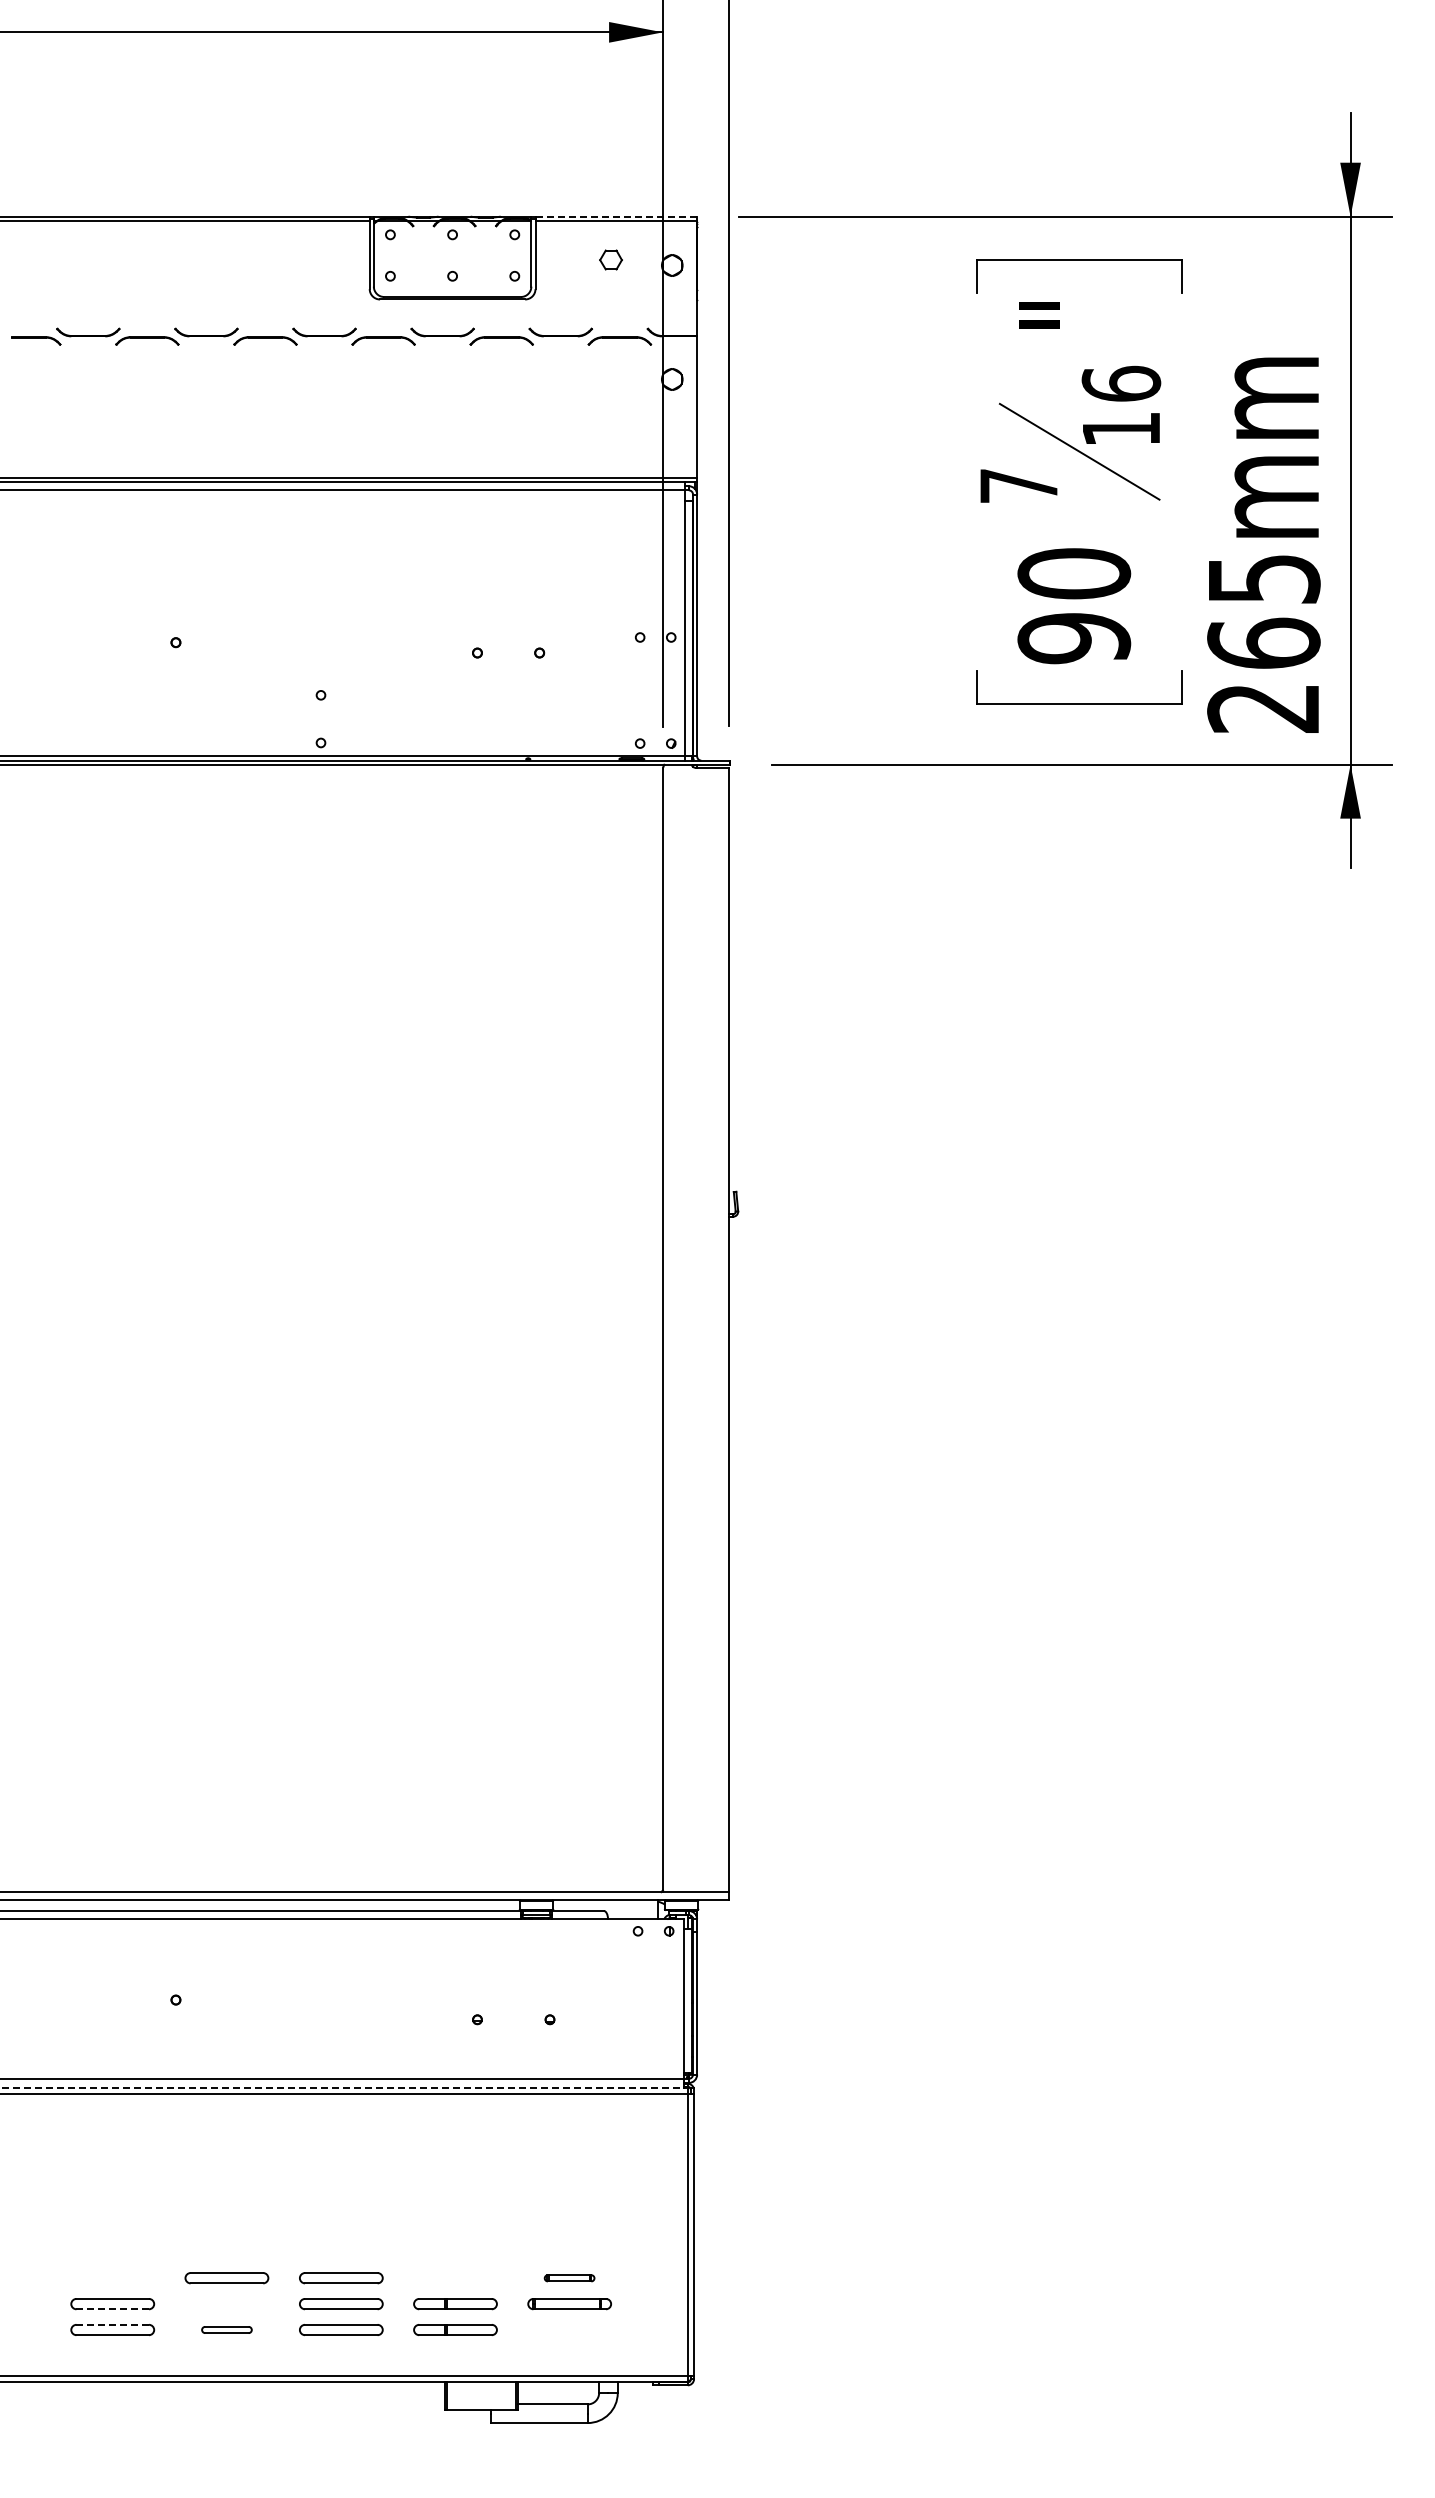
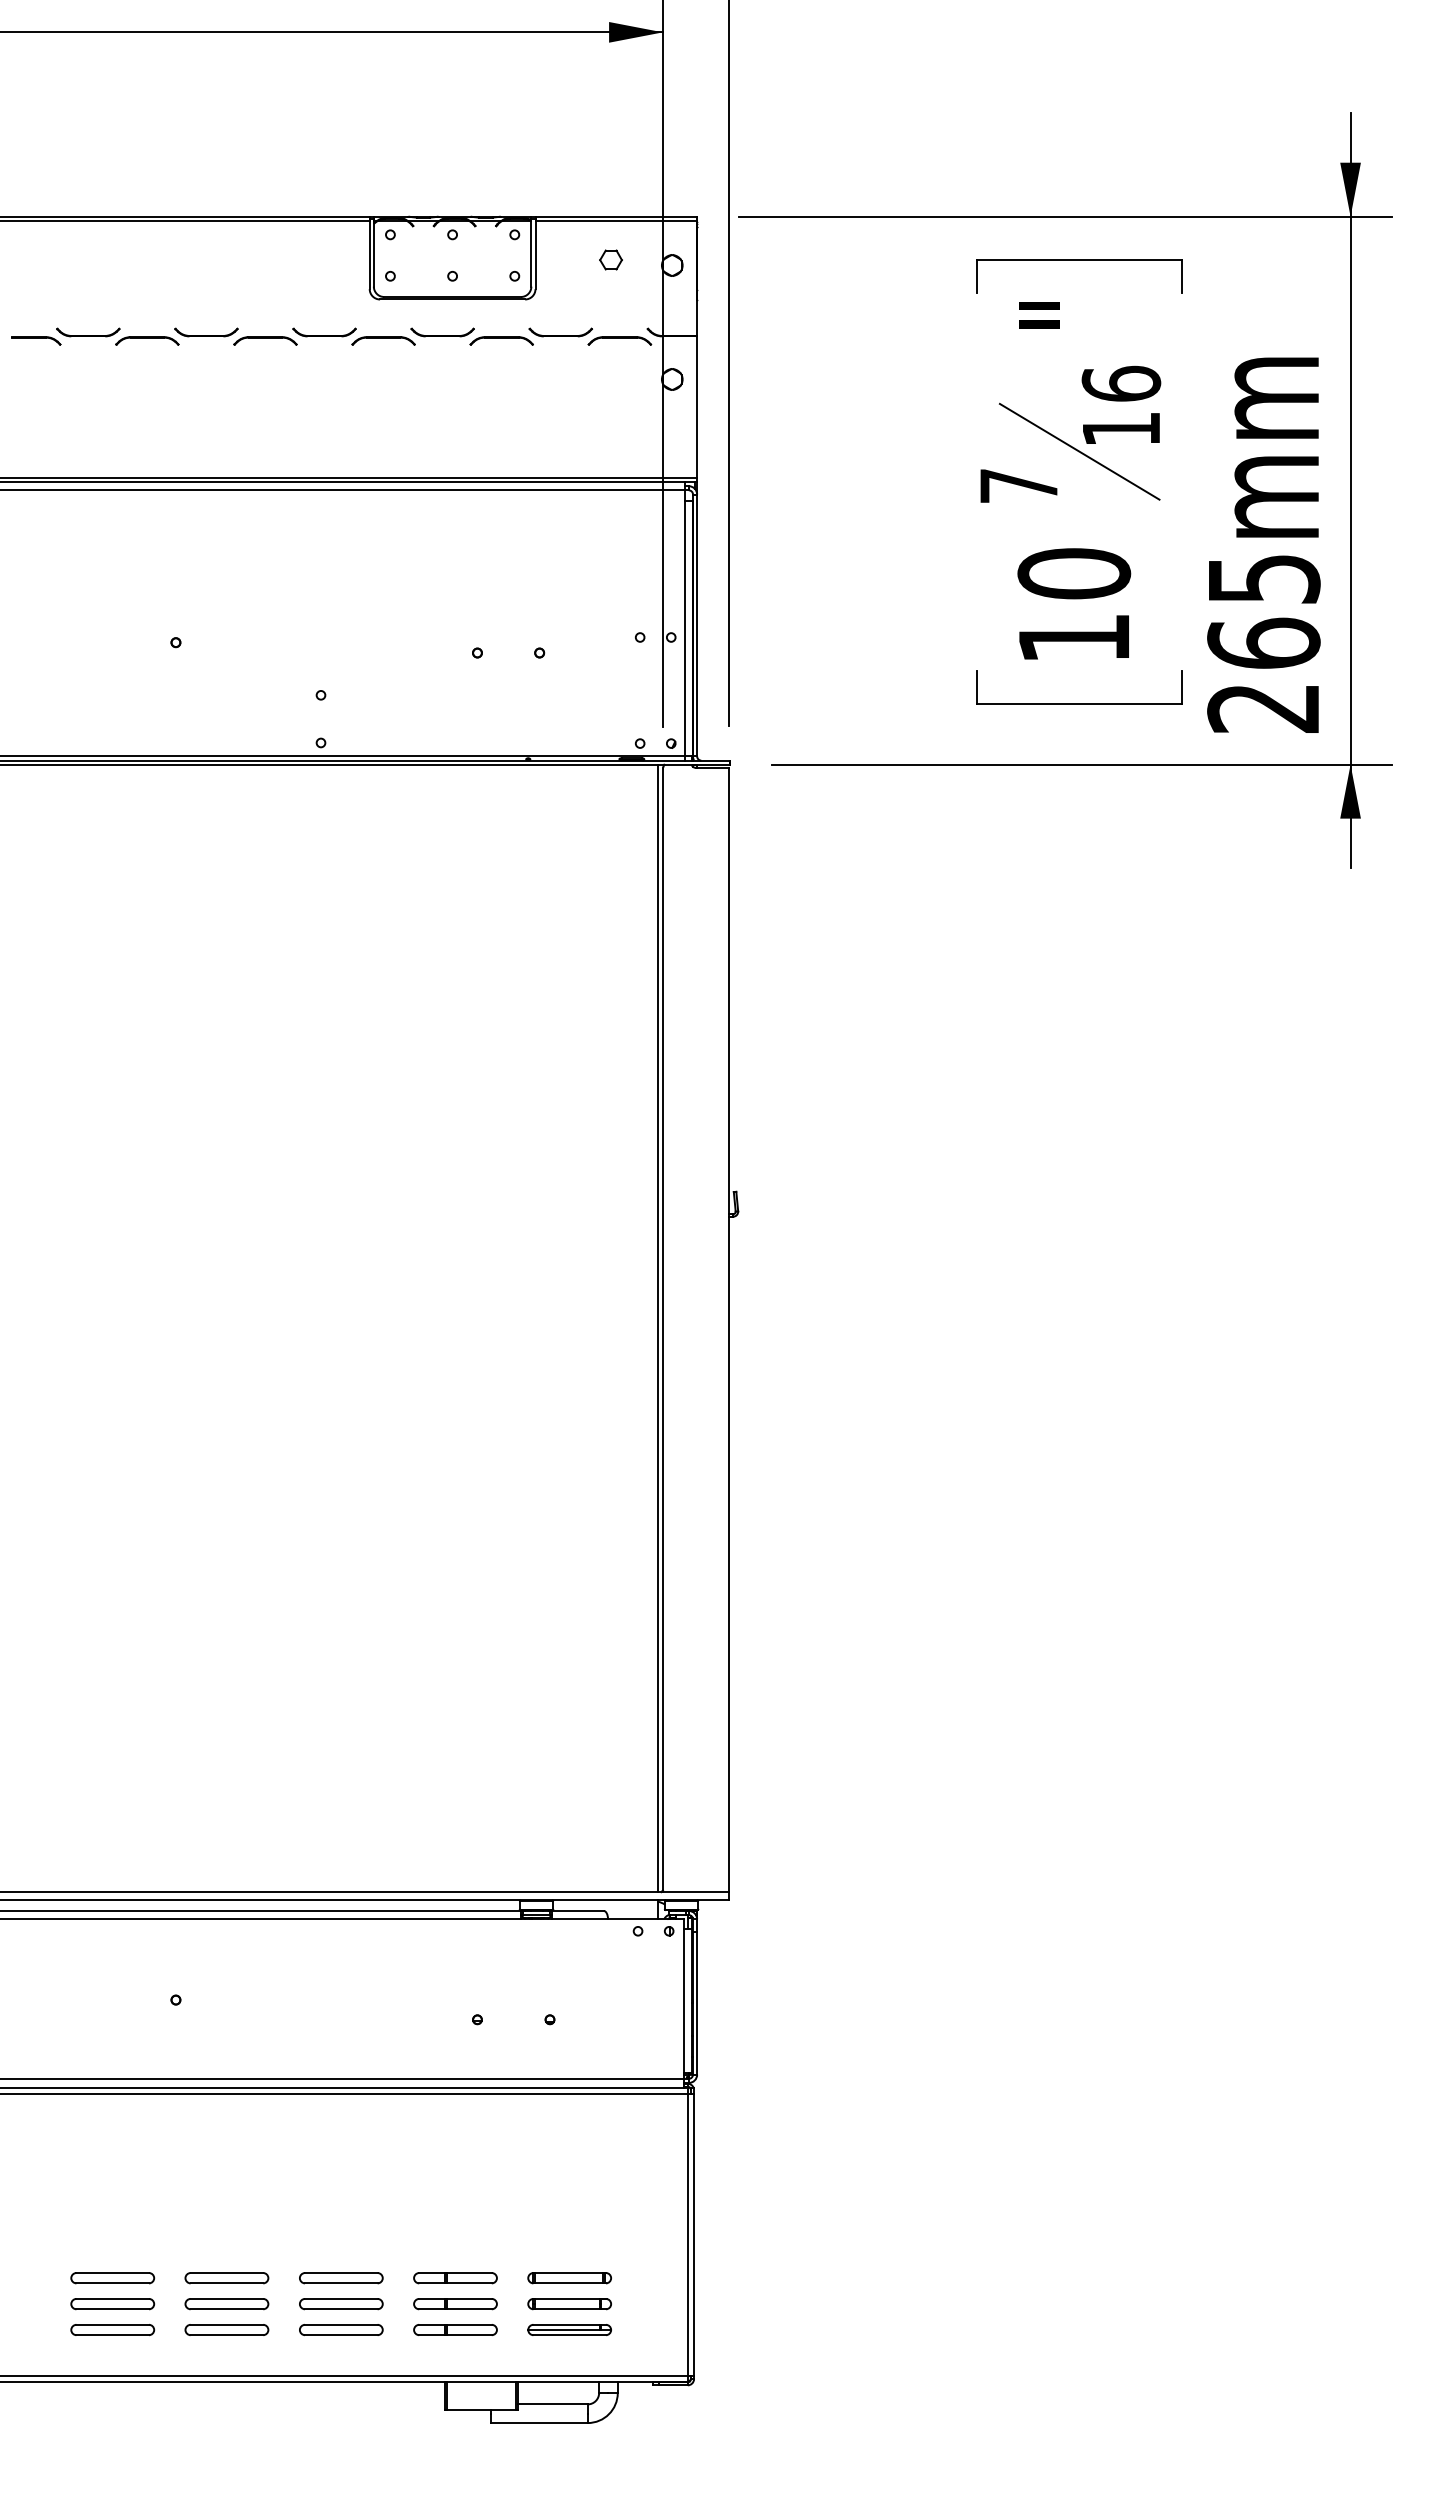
line: dashed -> solid (616, 216)
text: 90 -> 10 (1074, 638)
line: none -> present (657, 1328)
line: dashed -> solid (342, 2087)
part: none -> present (112, 2278)
part: none -> present (455, 2278)
part size: 53x9 px -> 85x13 px (569, 2278)
part: none -> present (226, 2304)
line: dashed -> solid (113, 2309)
line: dashed -> solid (112, 2324)
part size: 52x8 px -> 86x12 px (226, 2329)
part: none -> present (569, 2329)
